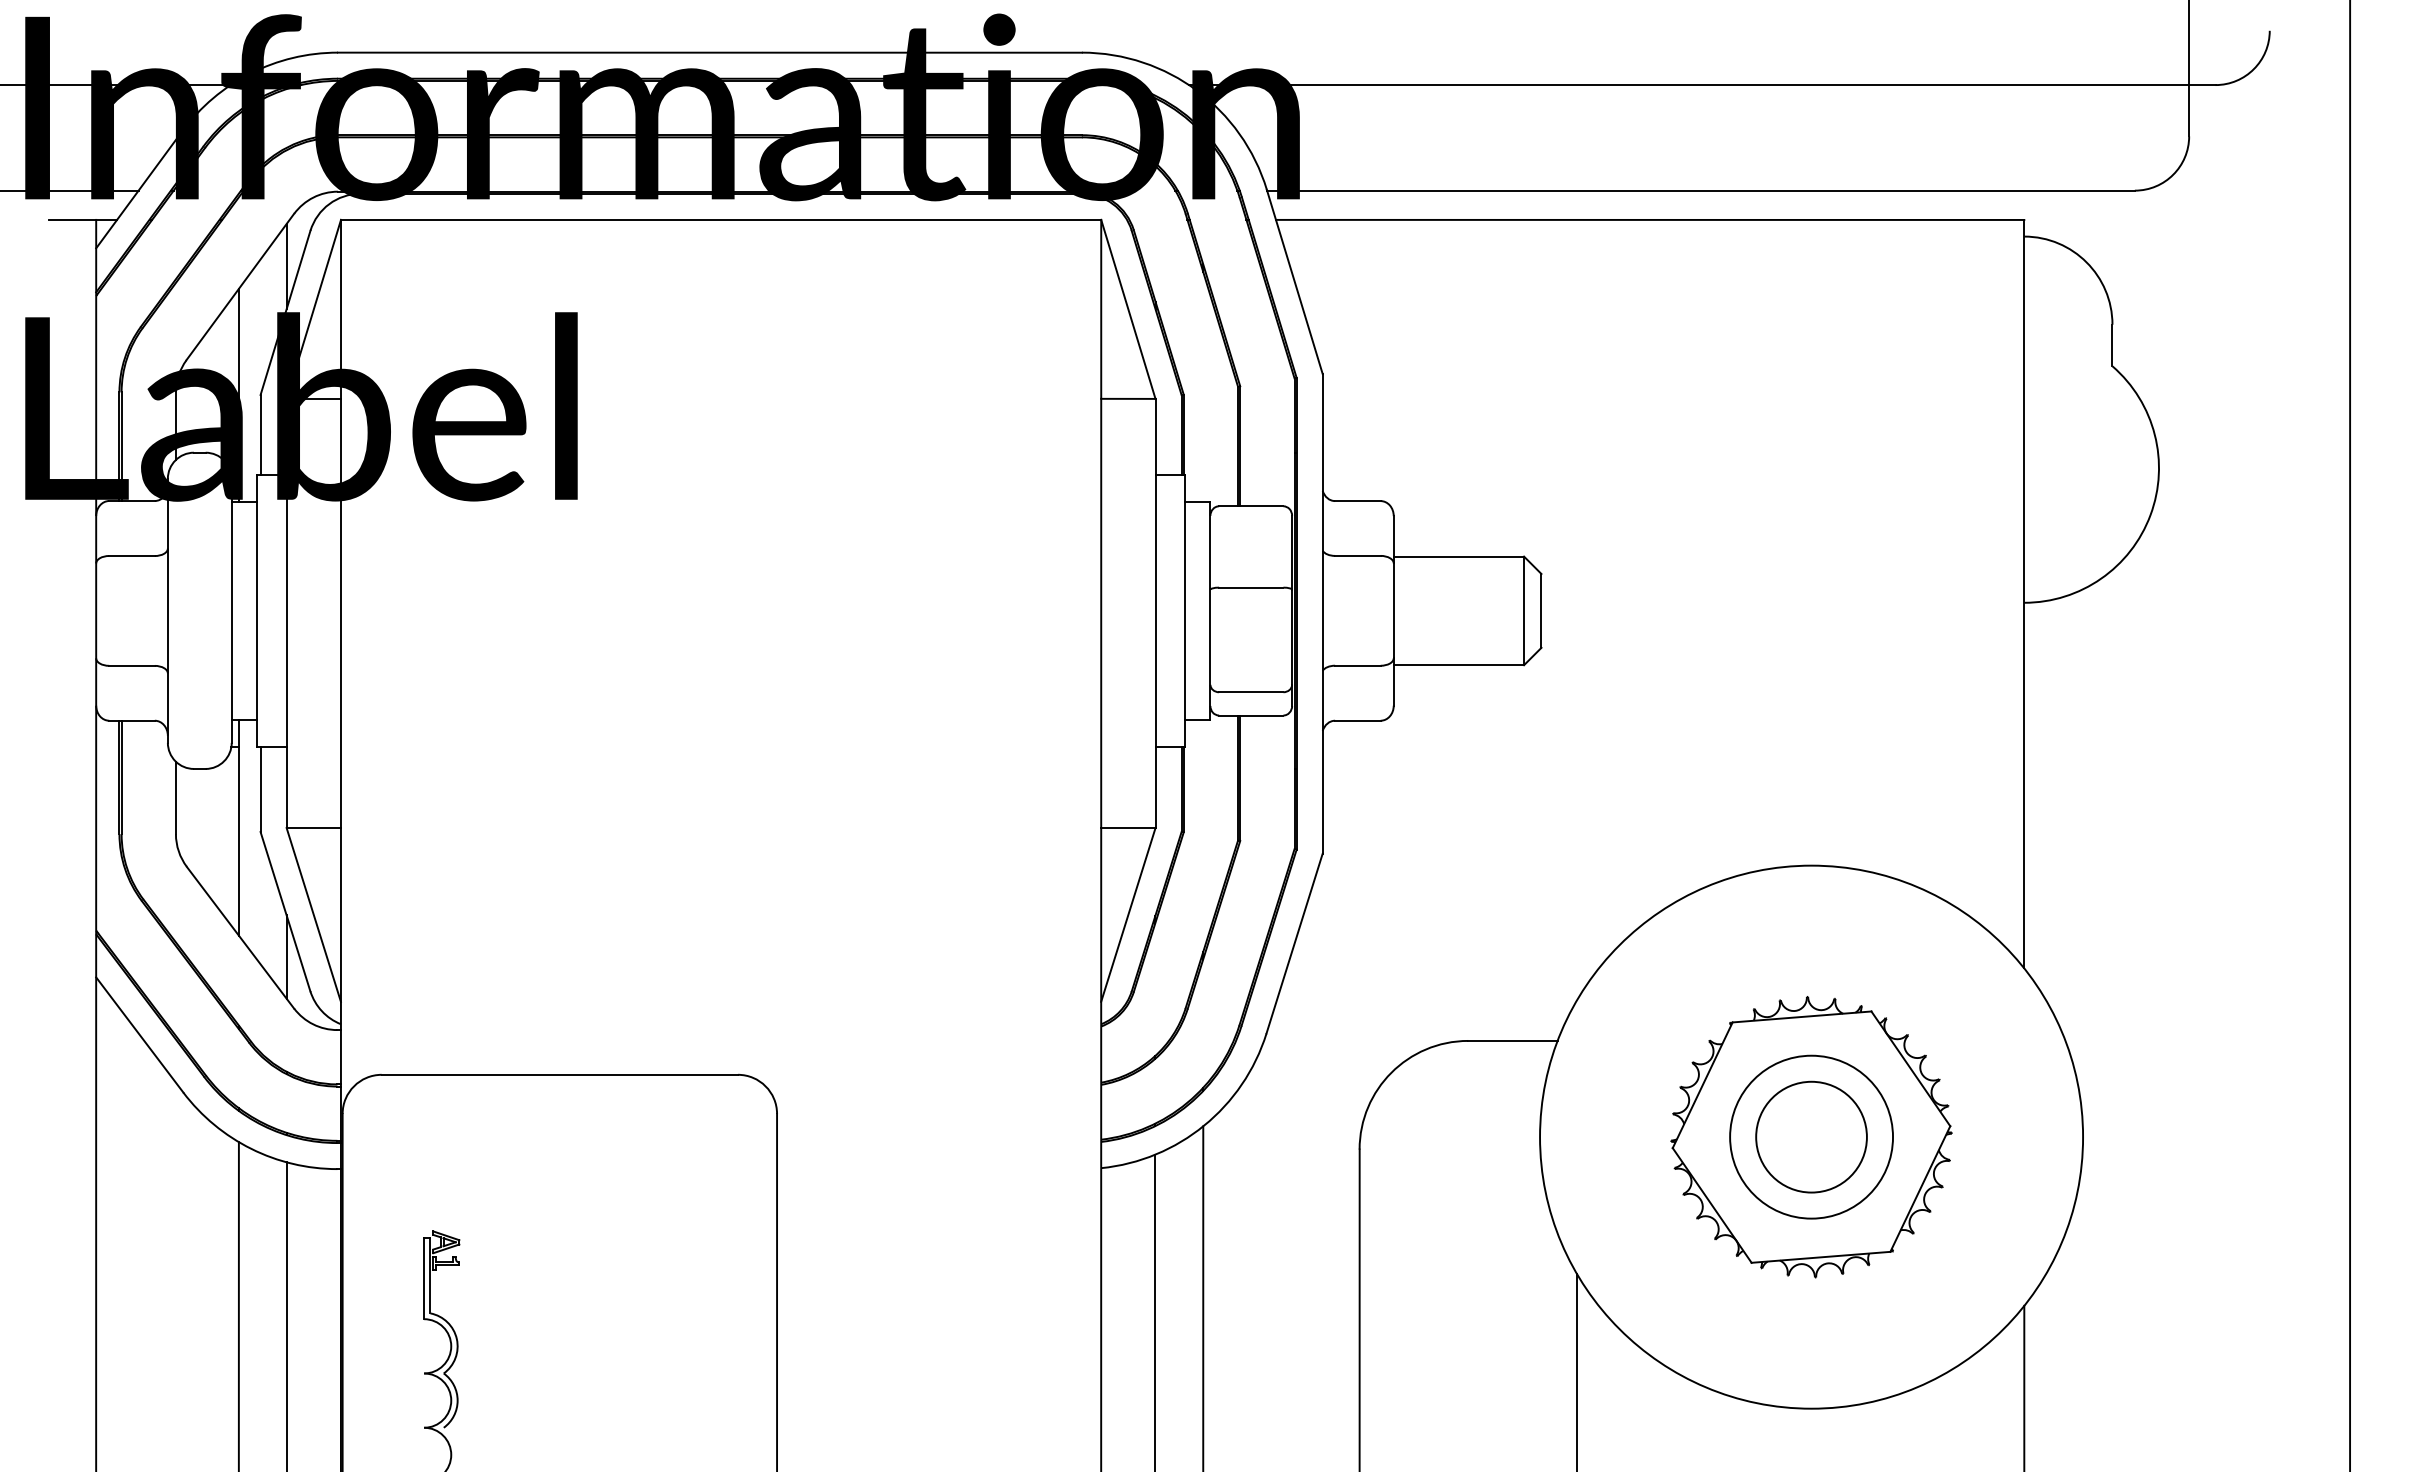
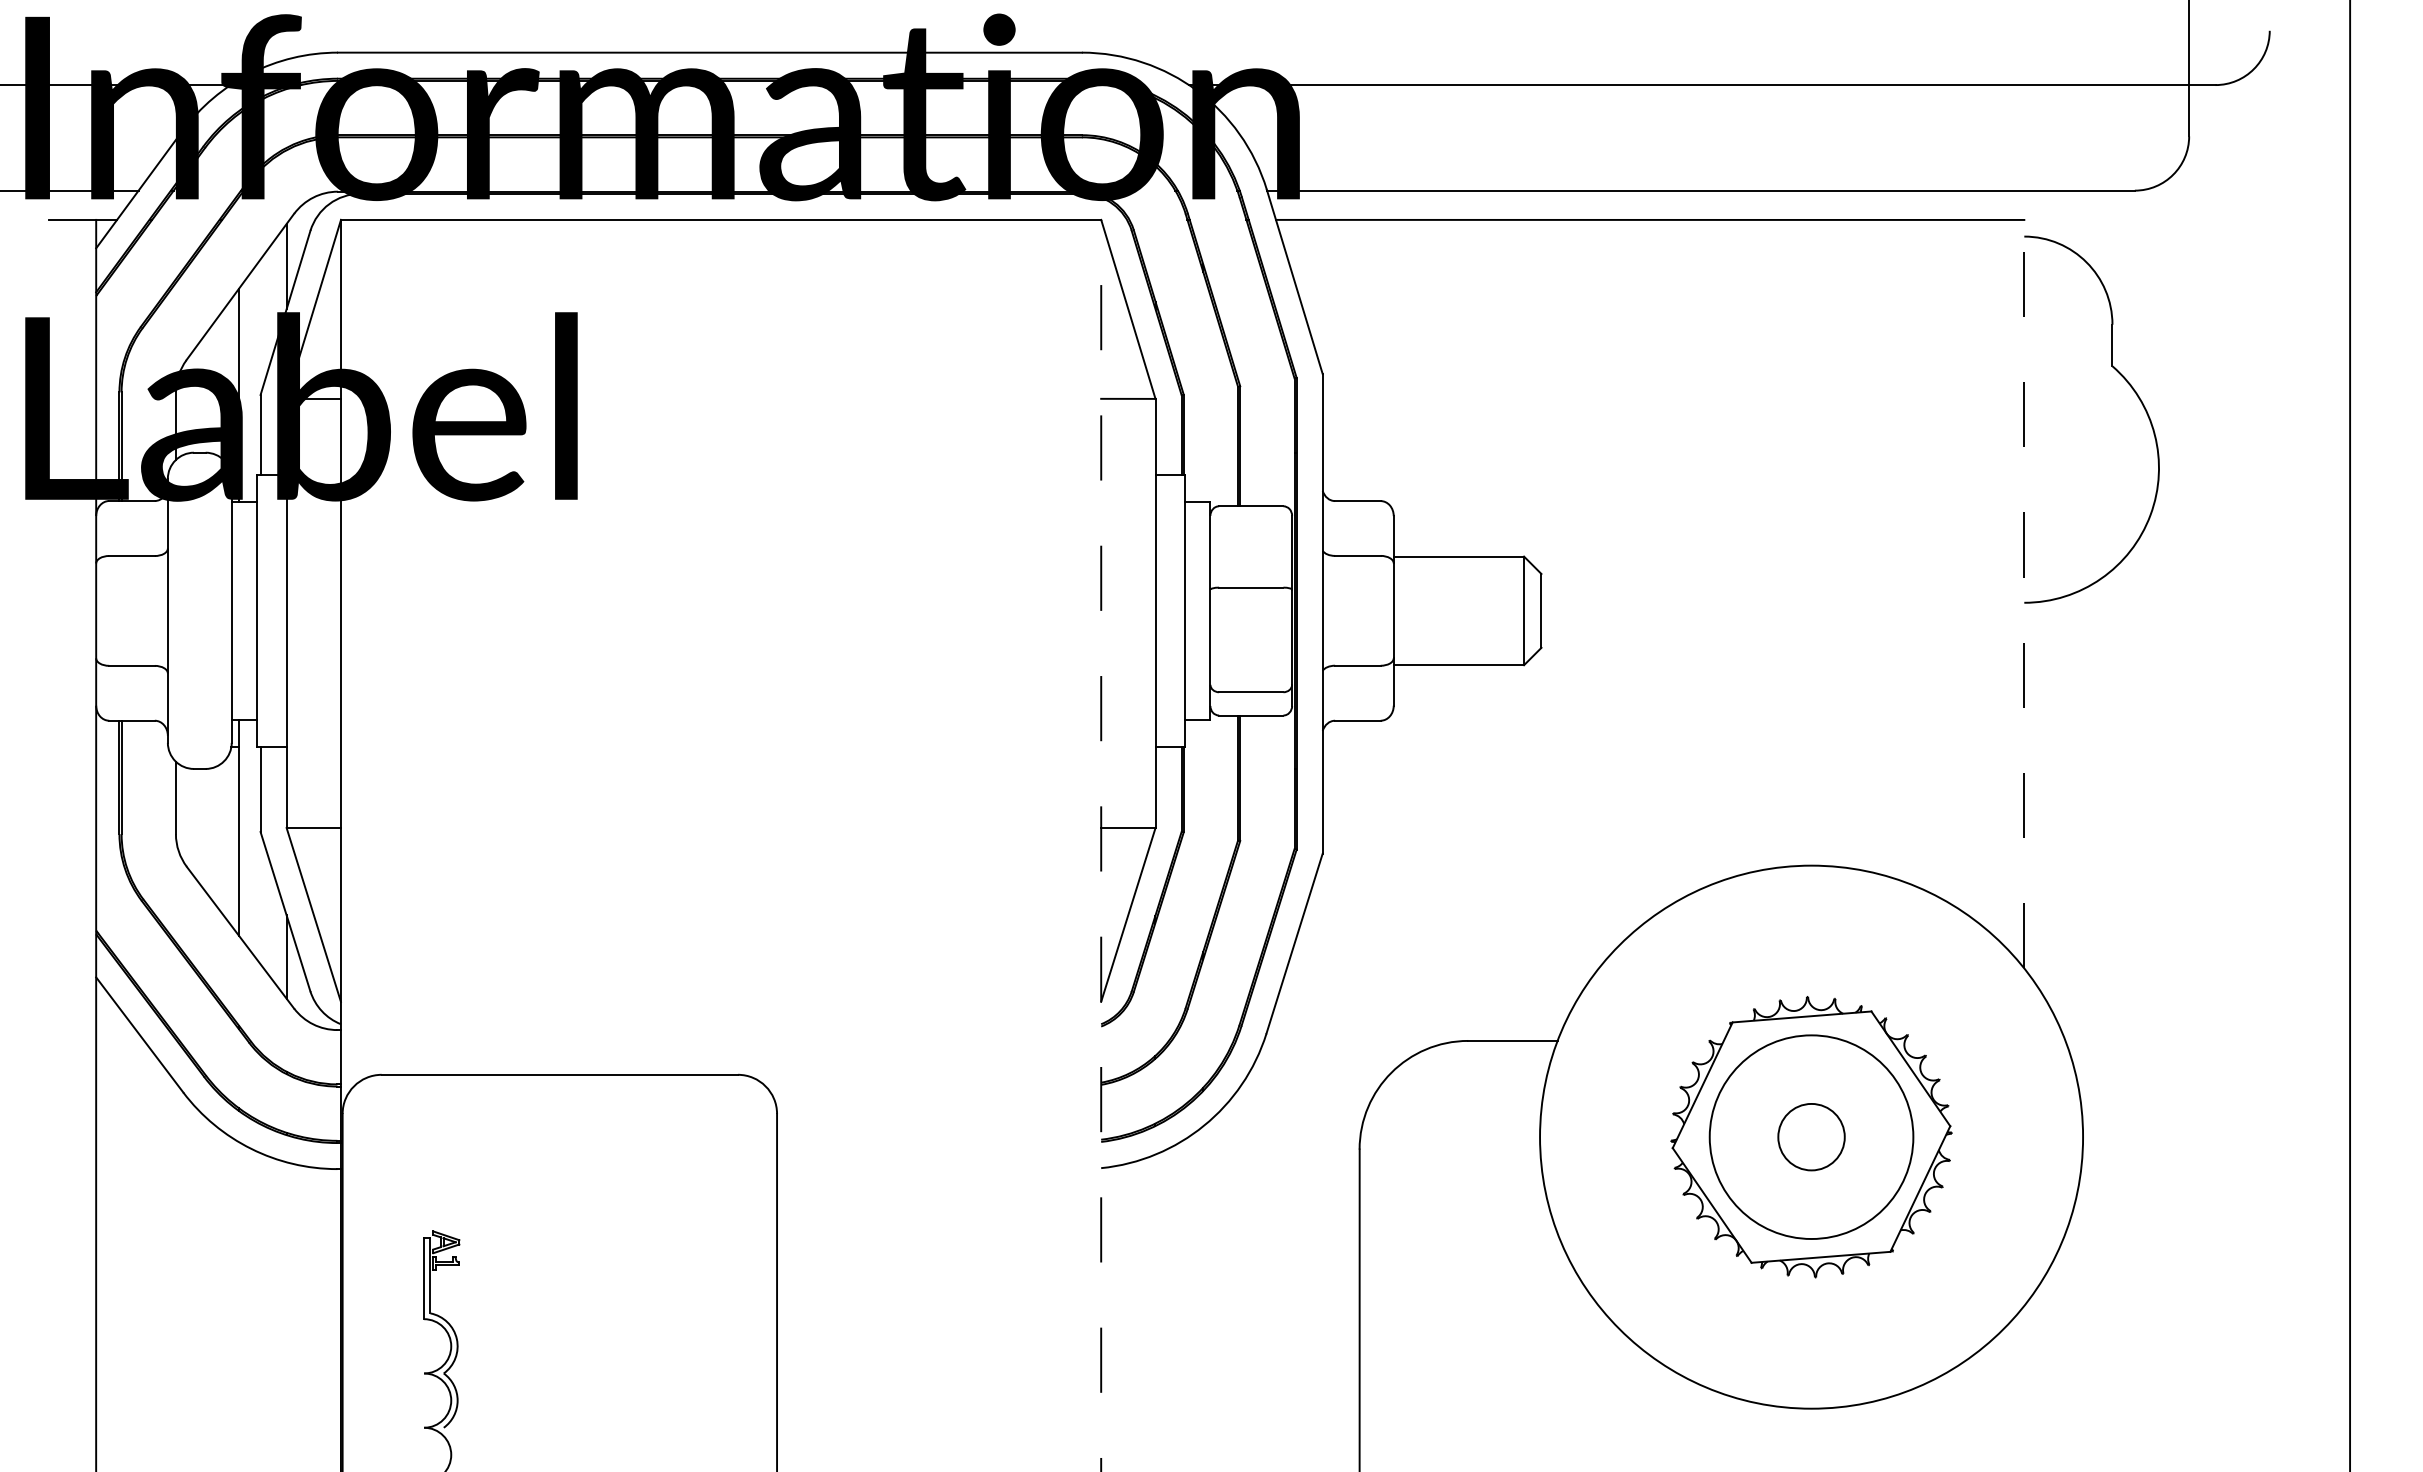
line: solid -> dashed (2024, 593)
line: solid -> dashed (1101, 845)
circle diameter: 111 px -> 66 px (1811, 1136)
circle diameter: 163 px -> 204 px (1811, 1136)
line: present -> none (1203, 1297)
line: present -> none (238, 1305)
line: present -> none (1155, 1311)
line: present -> none (286, 1315)
line: present -> none (1576, 1370)
line: present -> none (2024, 1386)
